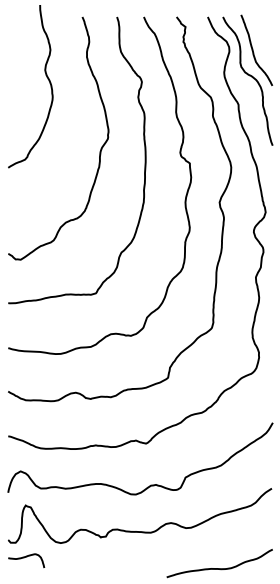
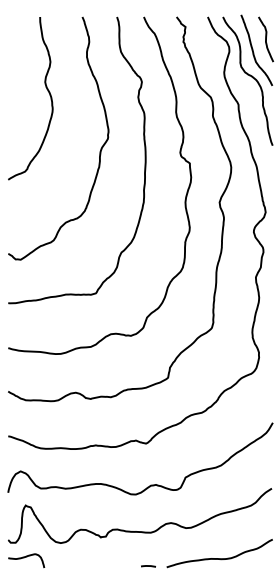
curve: none -> present (266, 39)
curve position: (46, 77) -> (46, 89) (46, 89)
line: none -> present (148, 566)
curve position: (219, 568) -> (219, 558) (219, 558)
